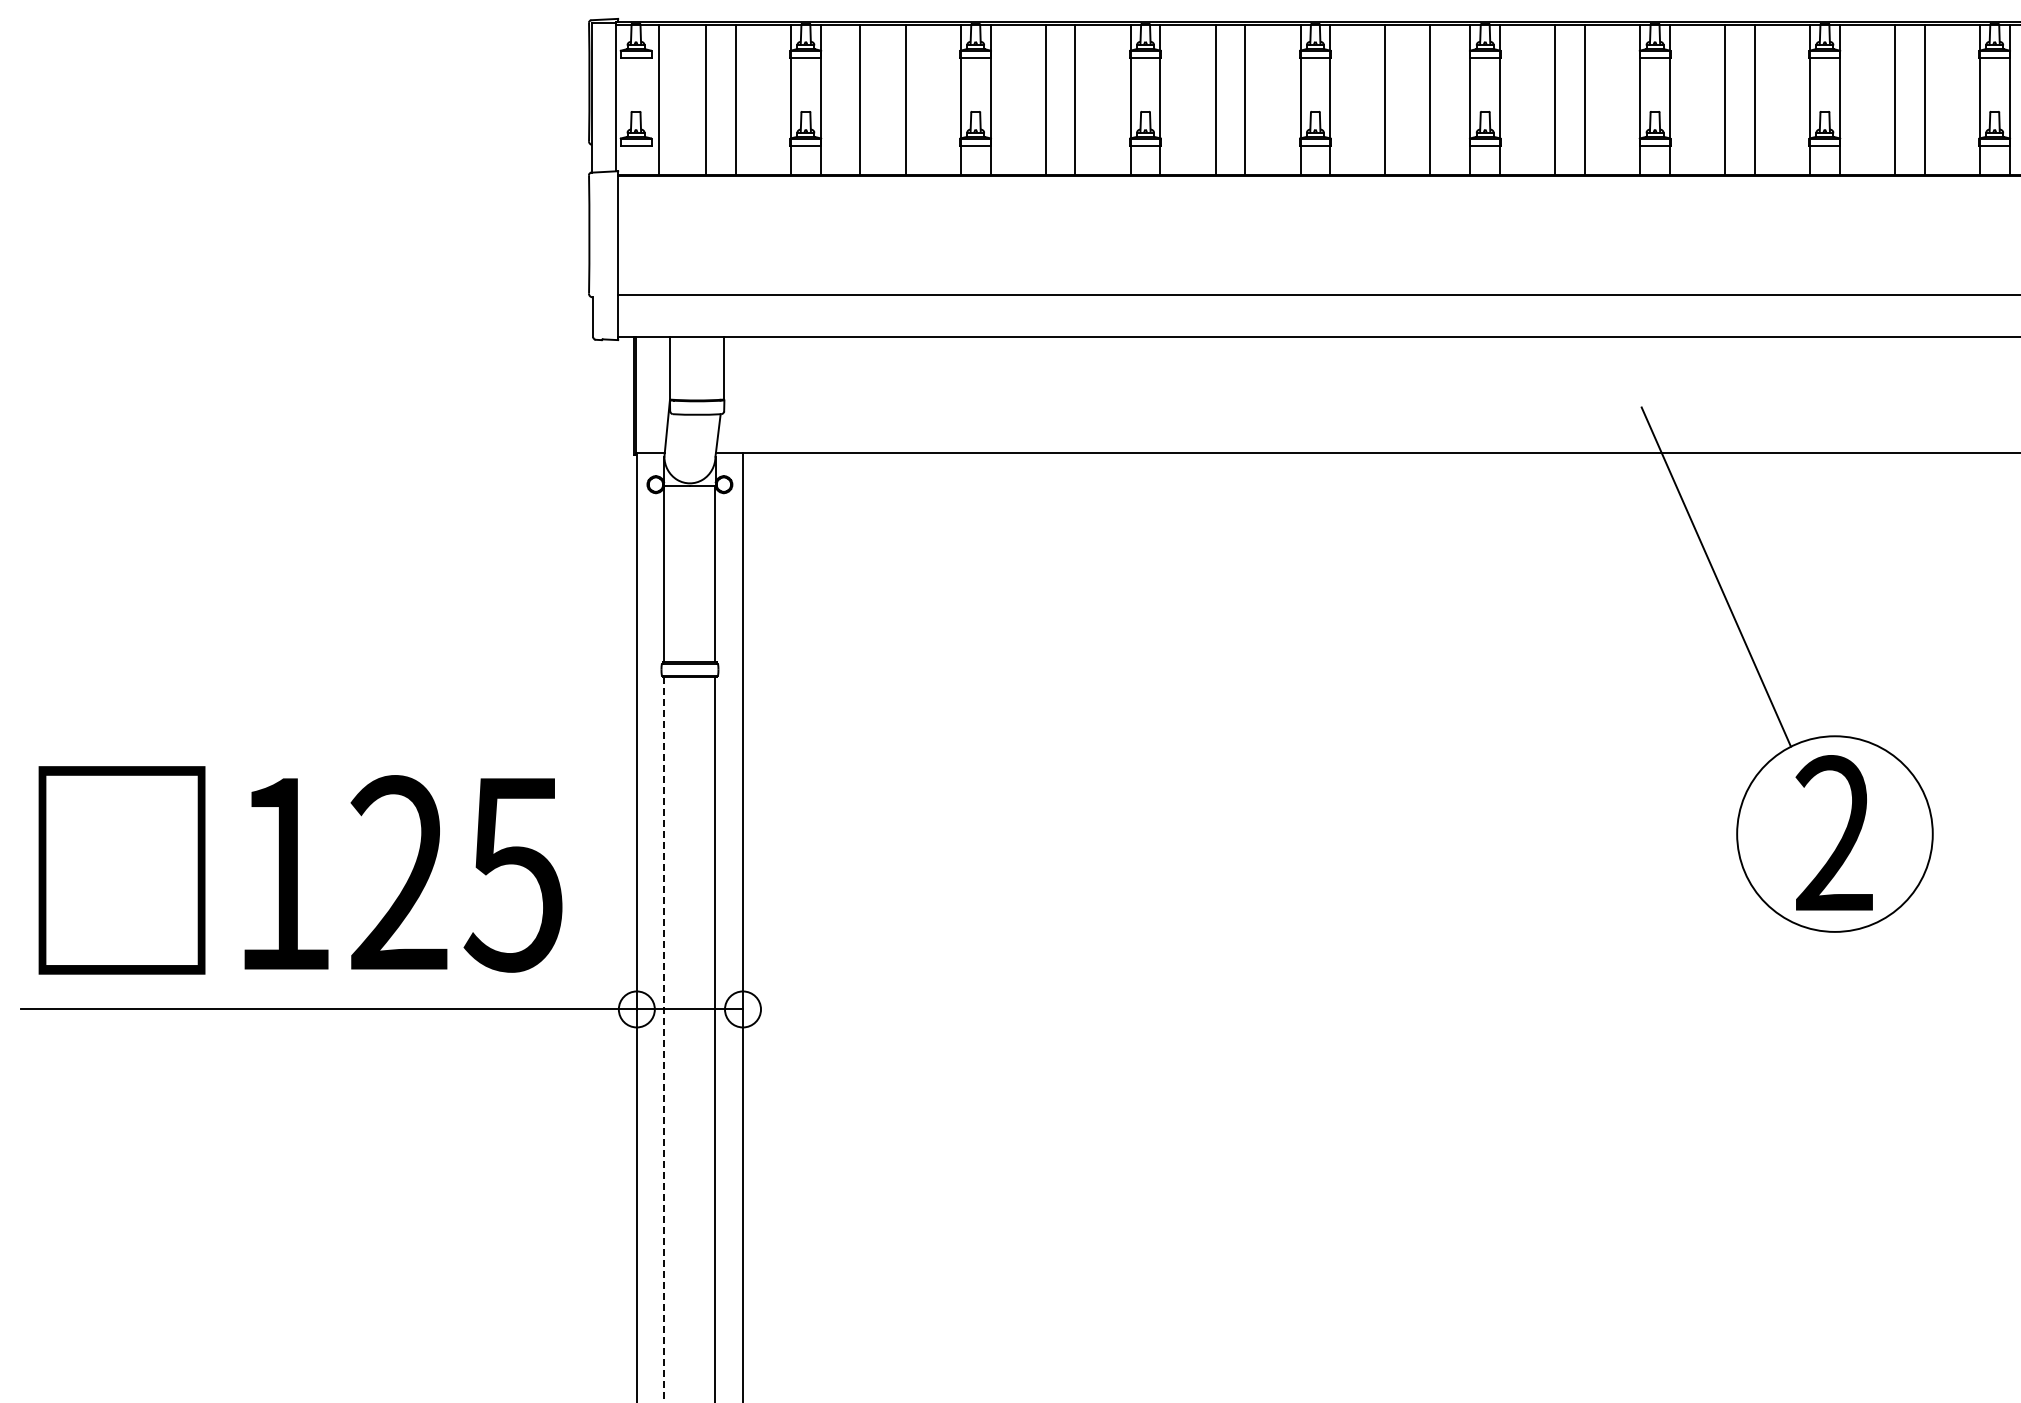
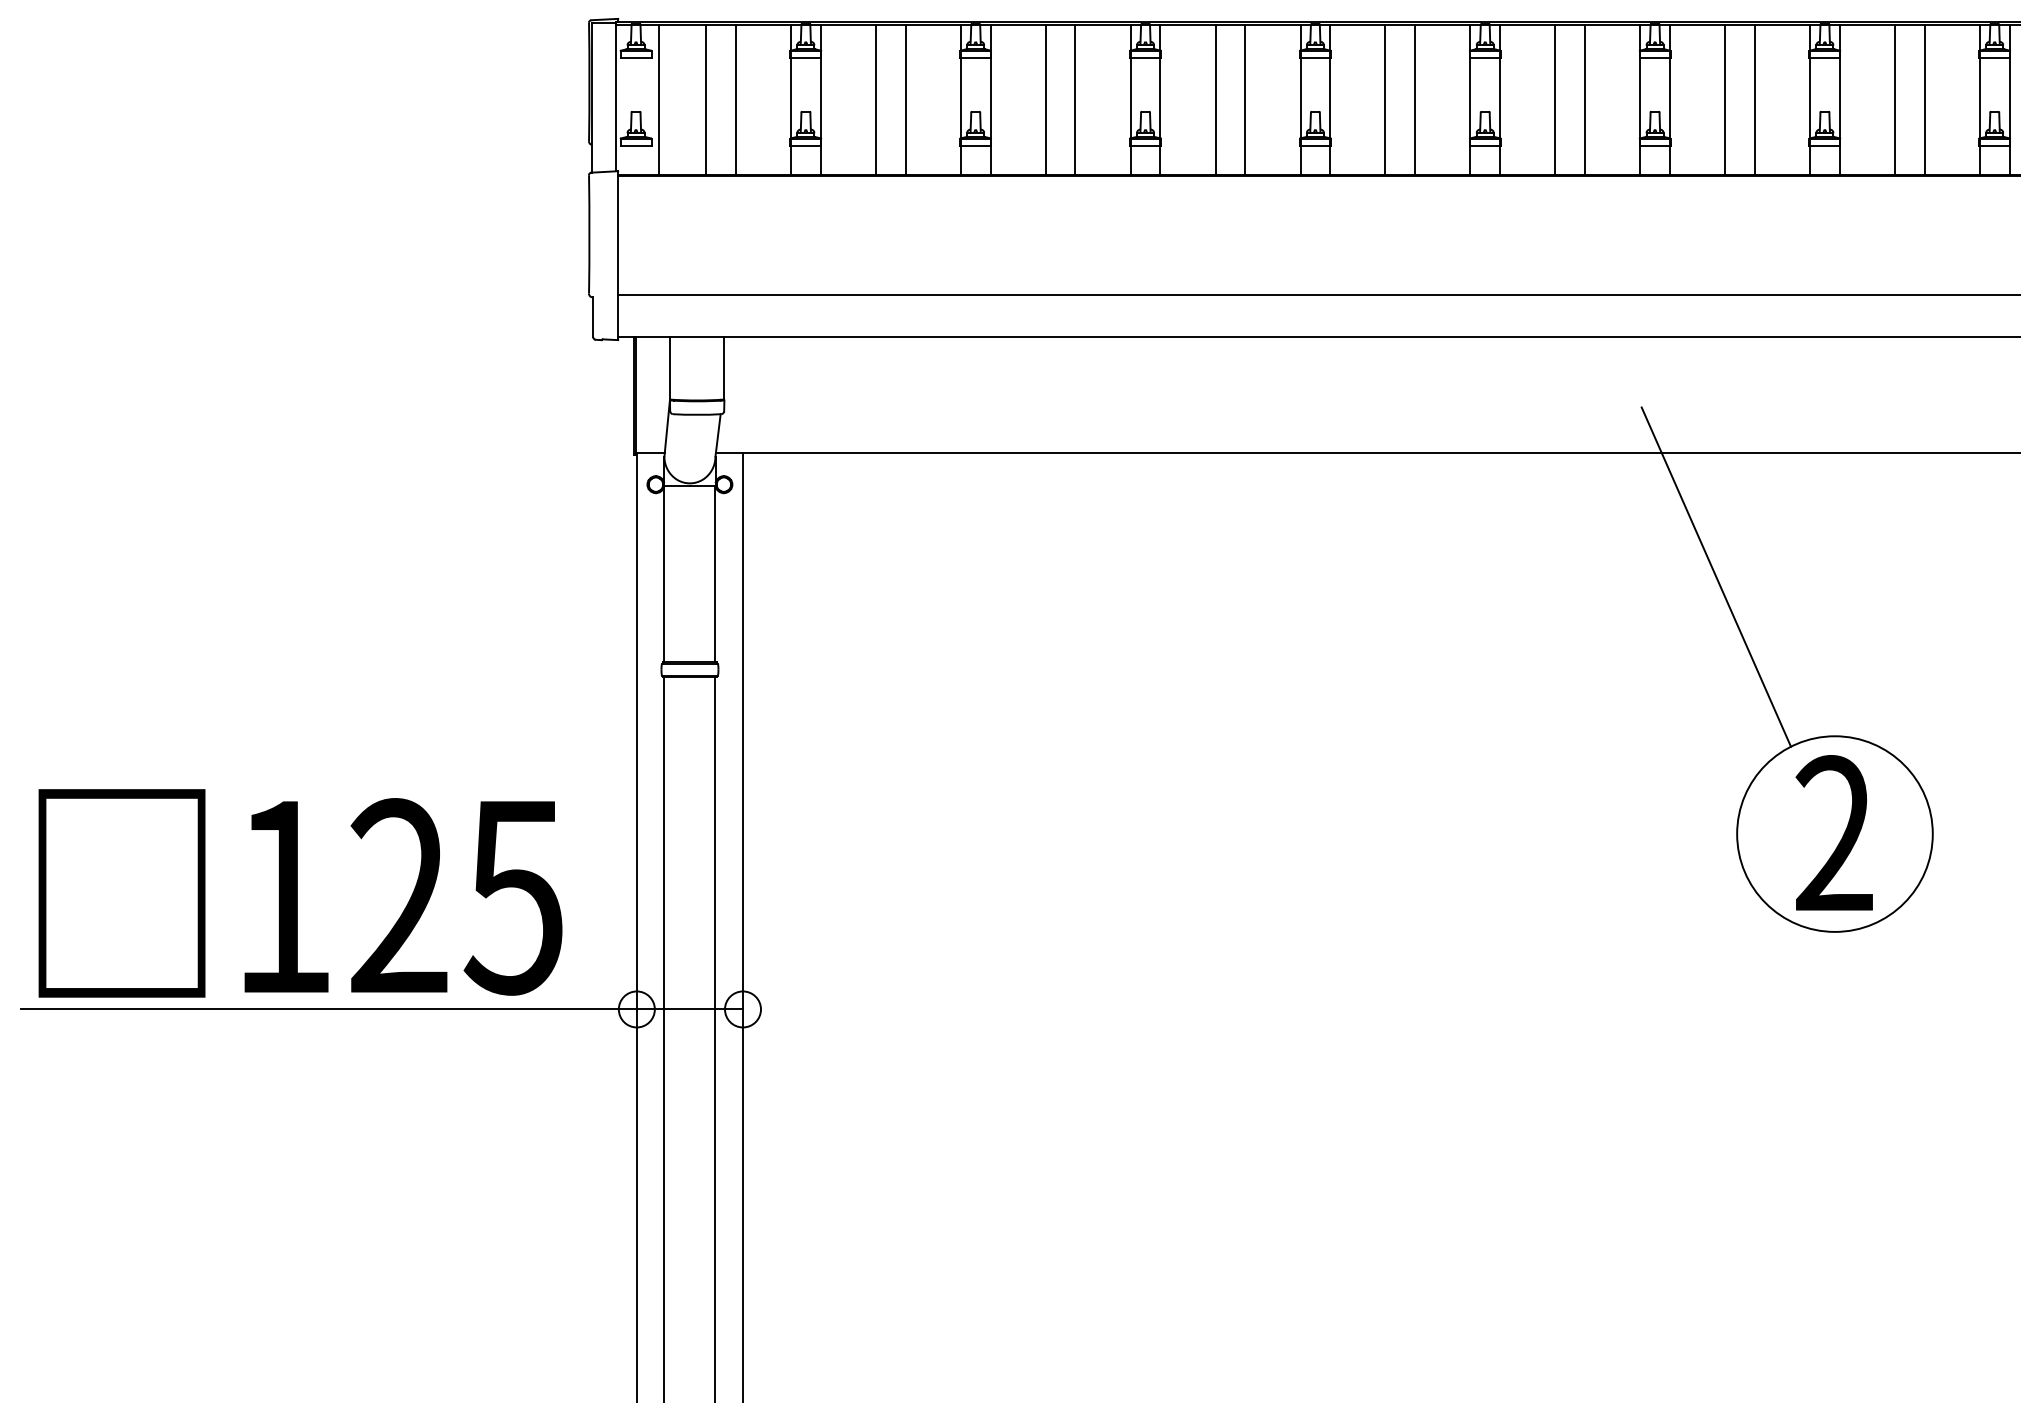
line position: (859, 99) -> (875, 99) (875, 99)
line position: (1430, 99) -> (1415, 99) (1415, 99)
text position: (300, 870) -> (300, 893) (300, 893)
line: dashed -> solid (664, 1040)
